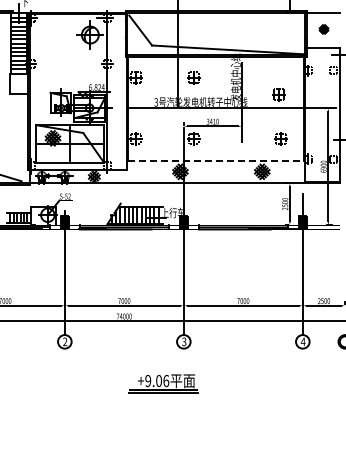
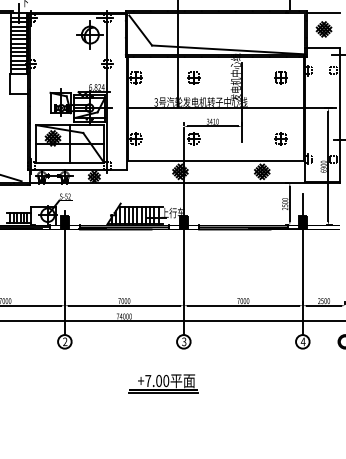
part size: 12x11 px -> 18x17 px (323, 29)
part position: (278, 94) -> (280, 77) (280, 77)
line: dashed -> solid (216, 160)
text: +9.06 -> +7.00 (157, 381)
